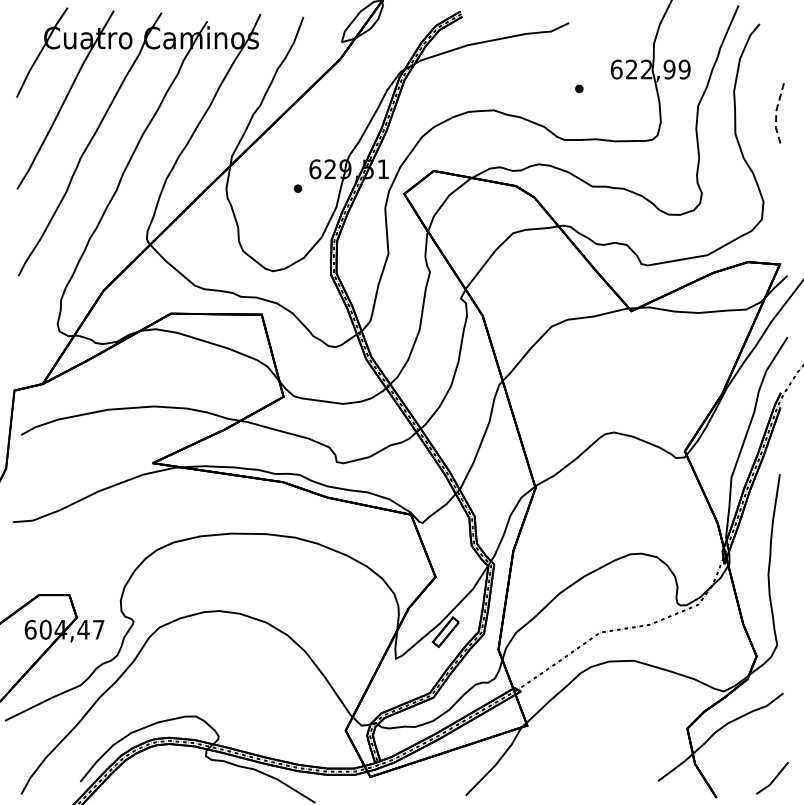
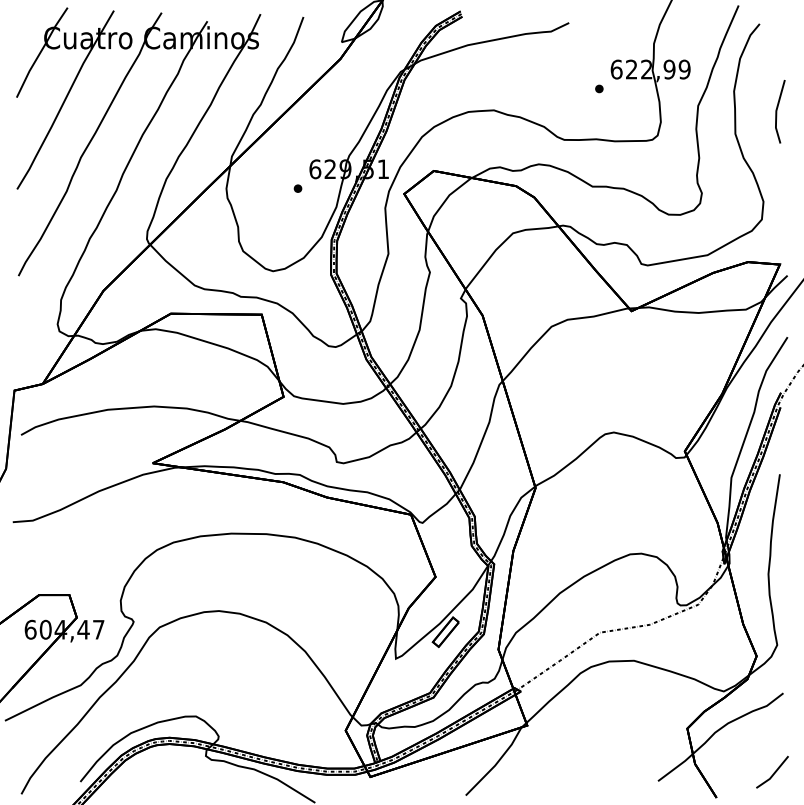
part position: (579, 88) -> (599, 88) (599, 88)
line: dashed -> solid (776, 110)
line position: (773, 778) -> (773, 772) (773, 772)
